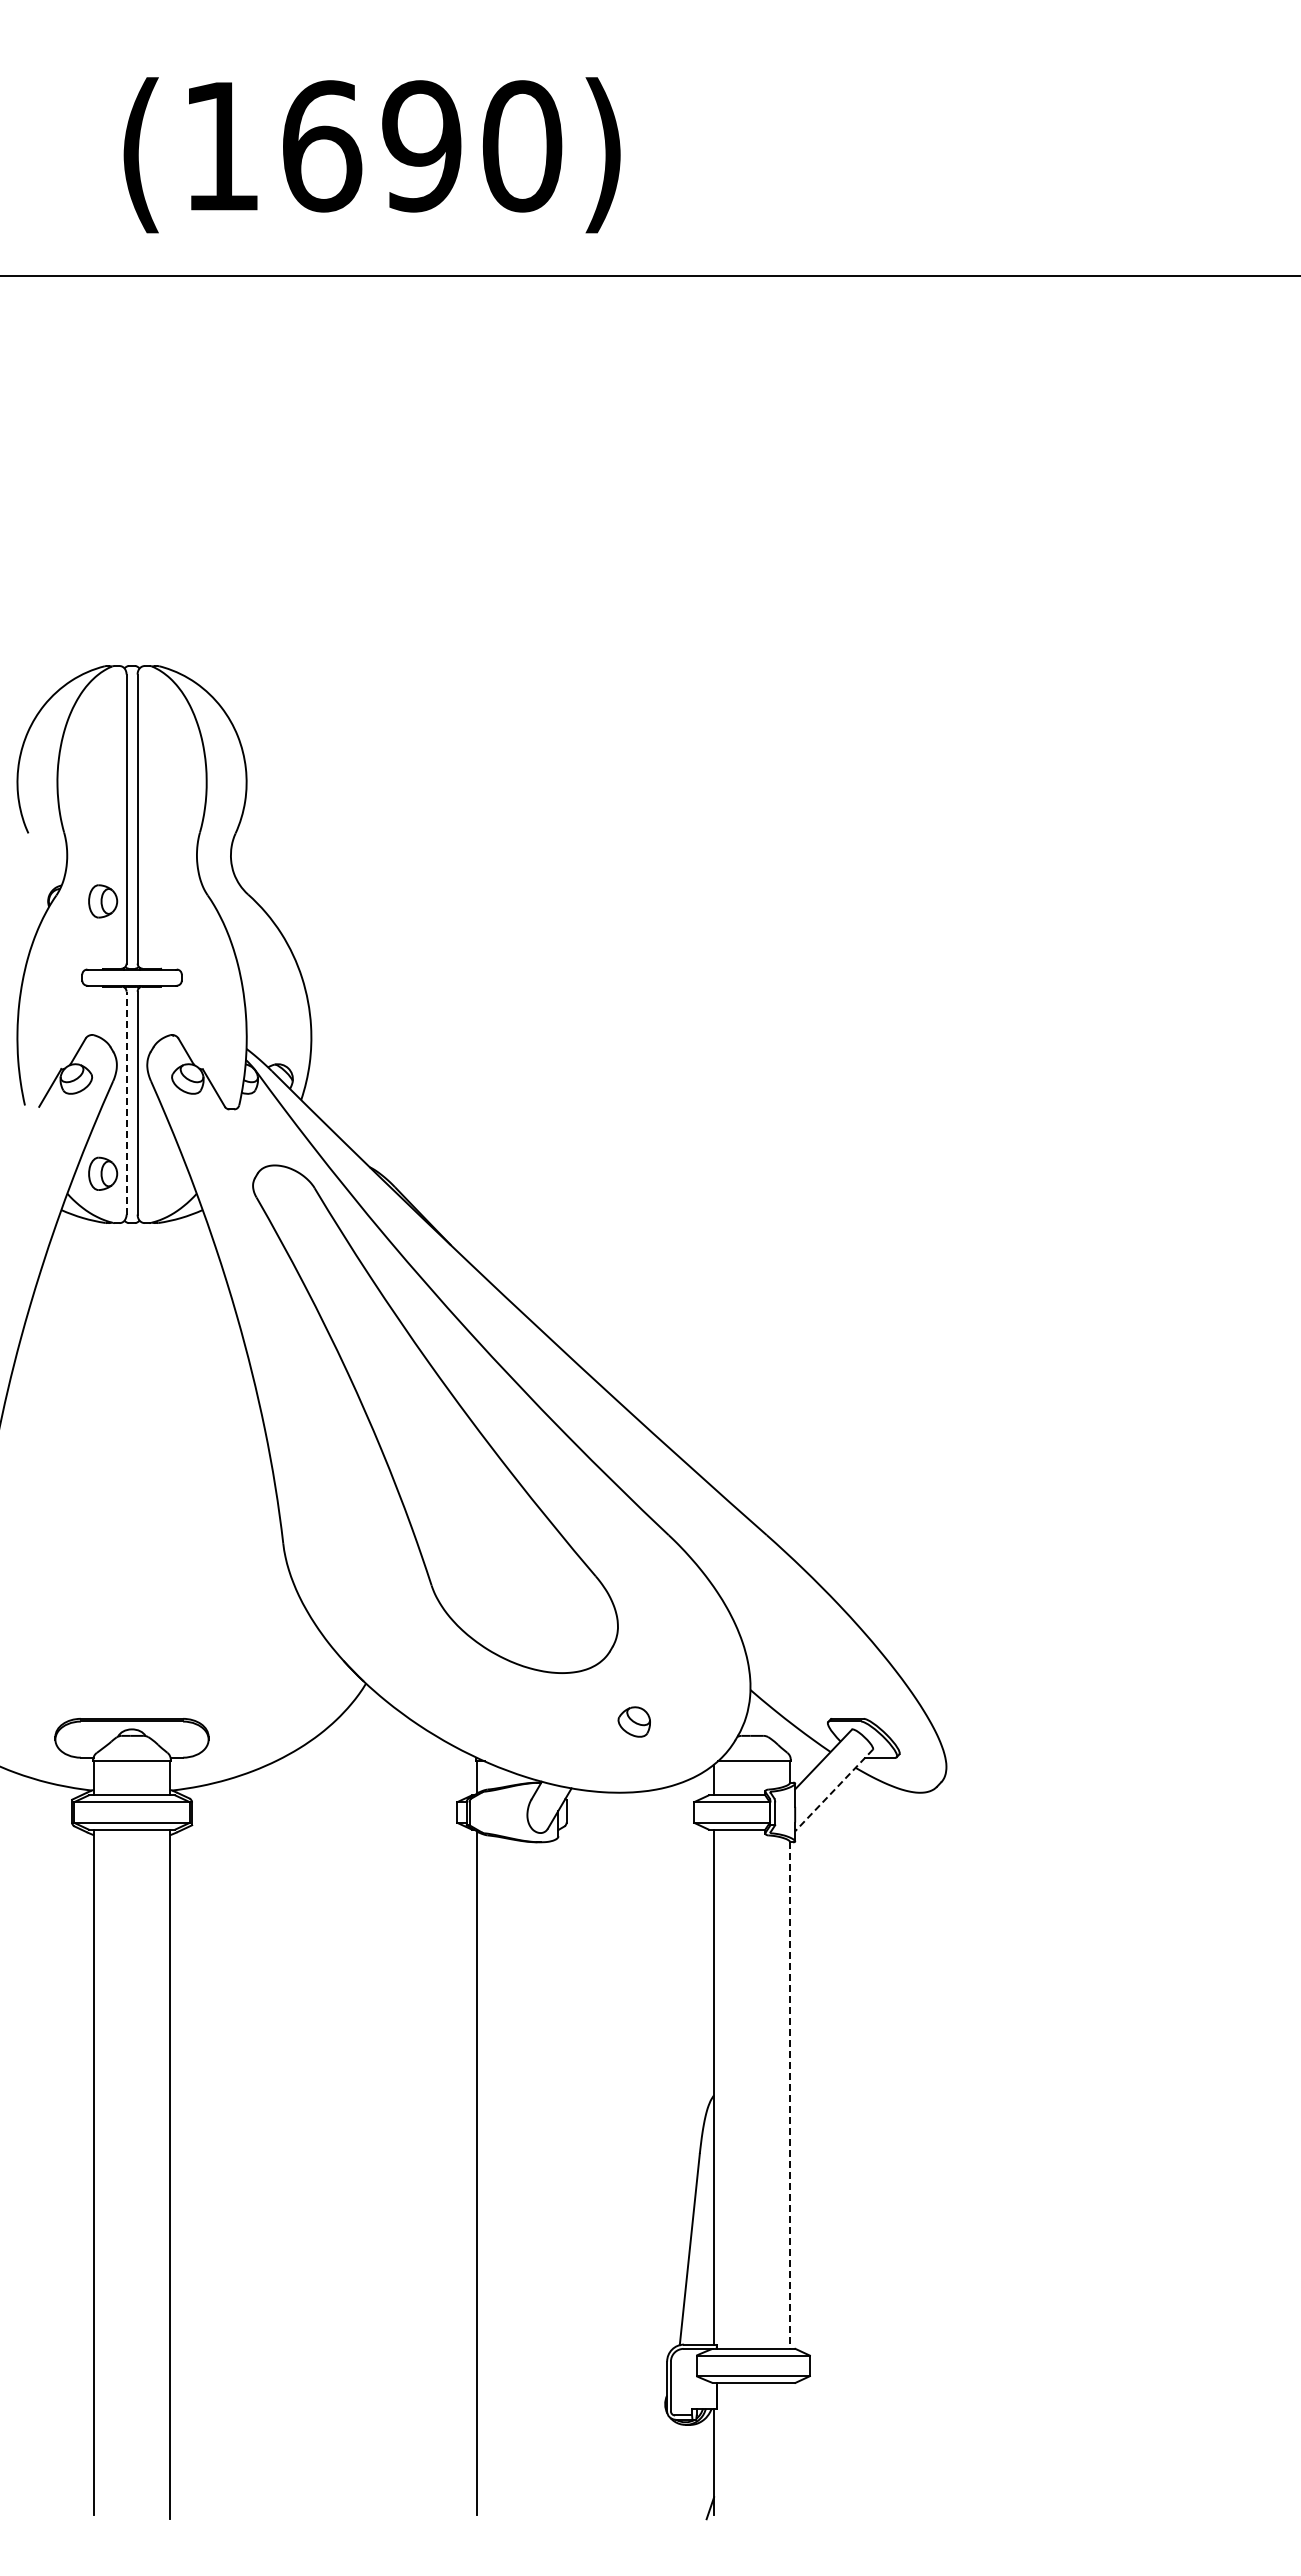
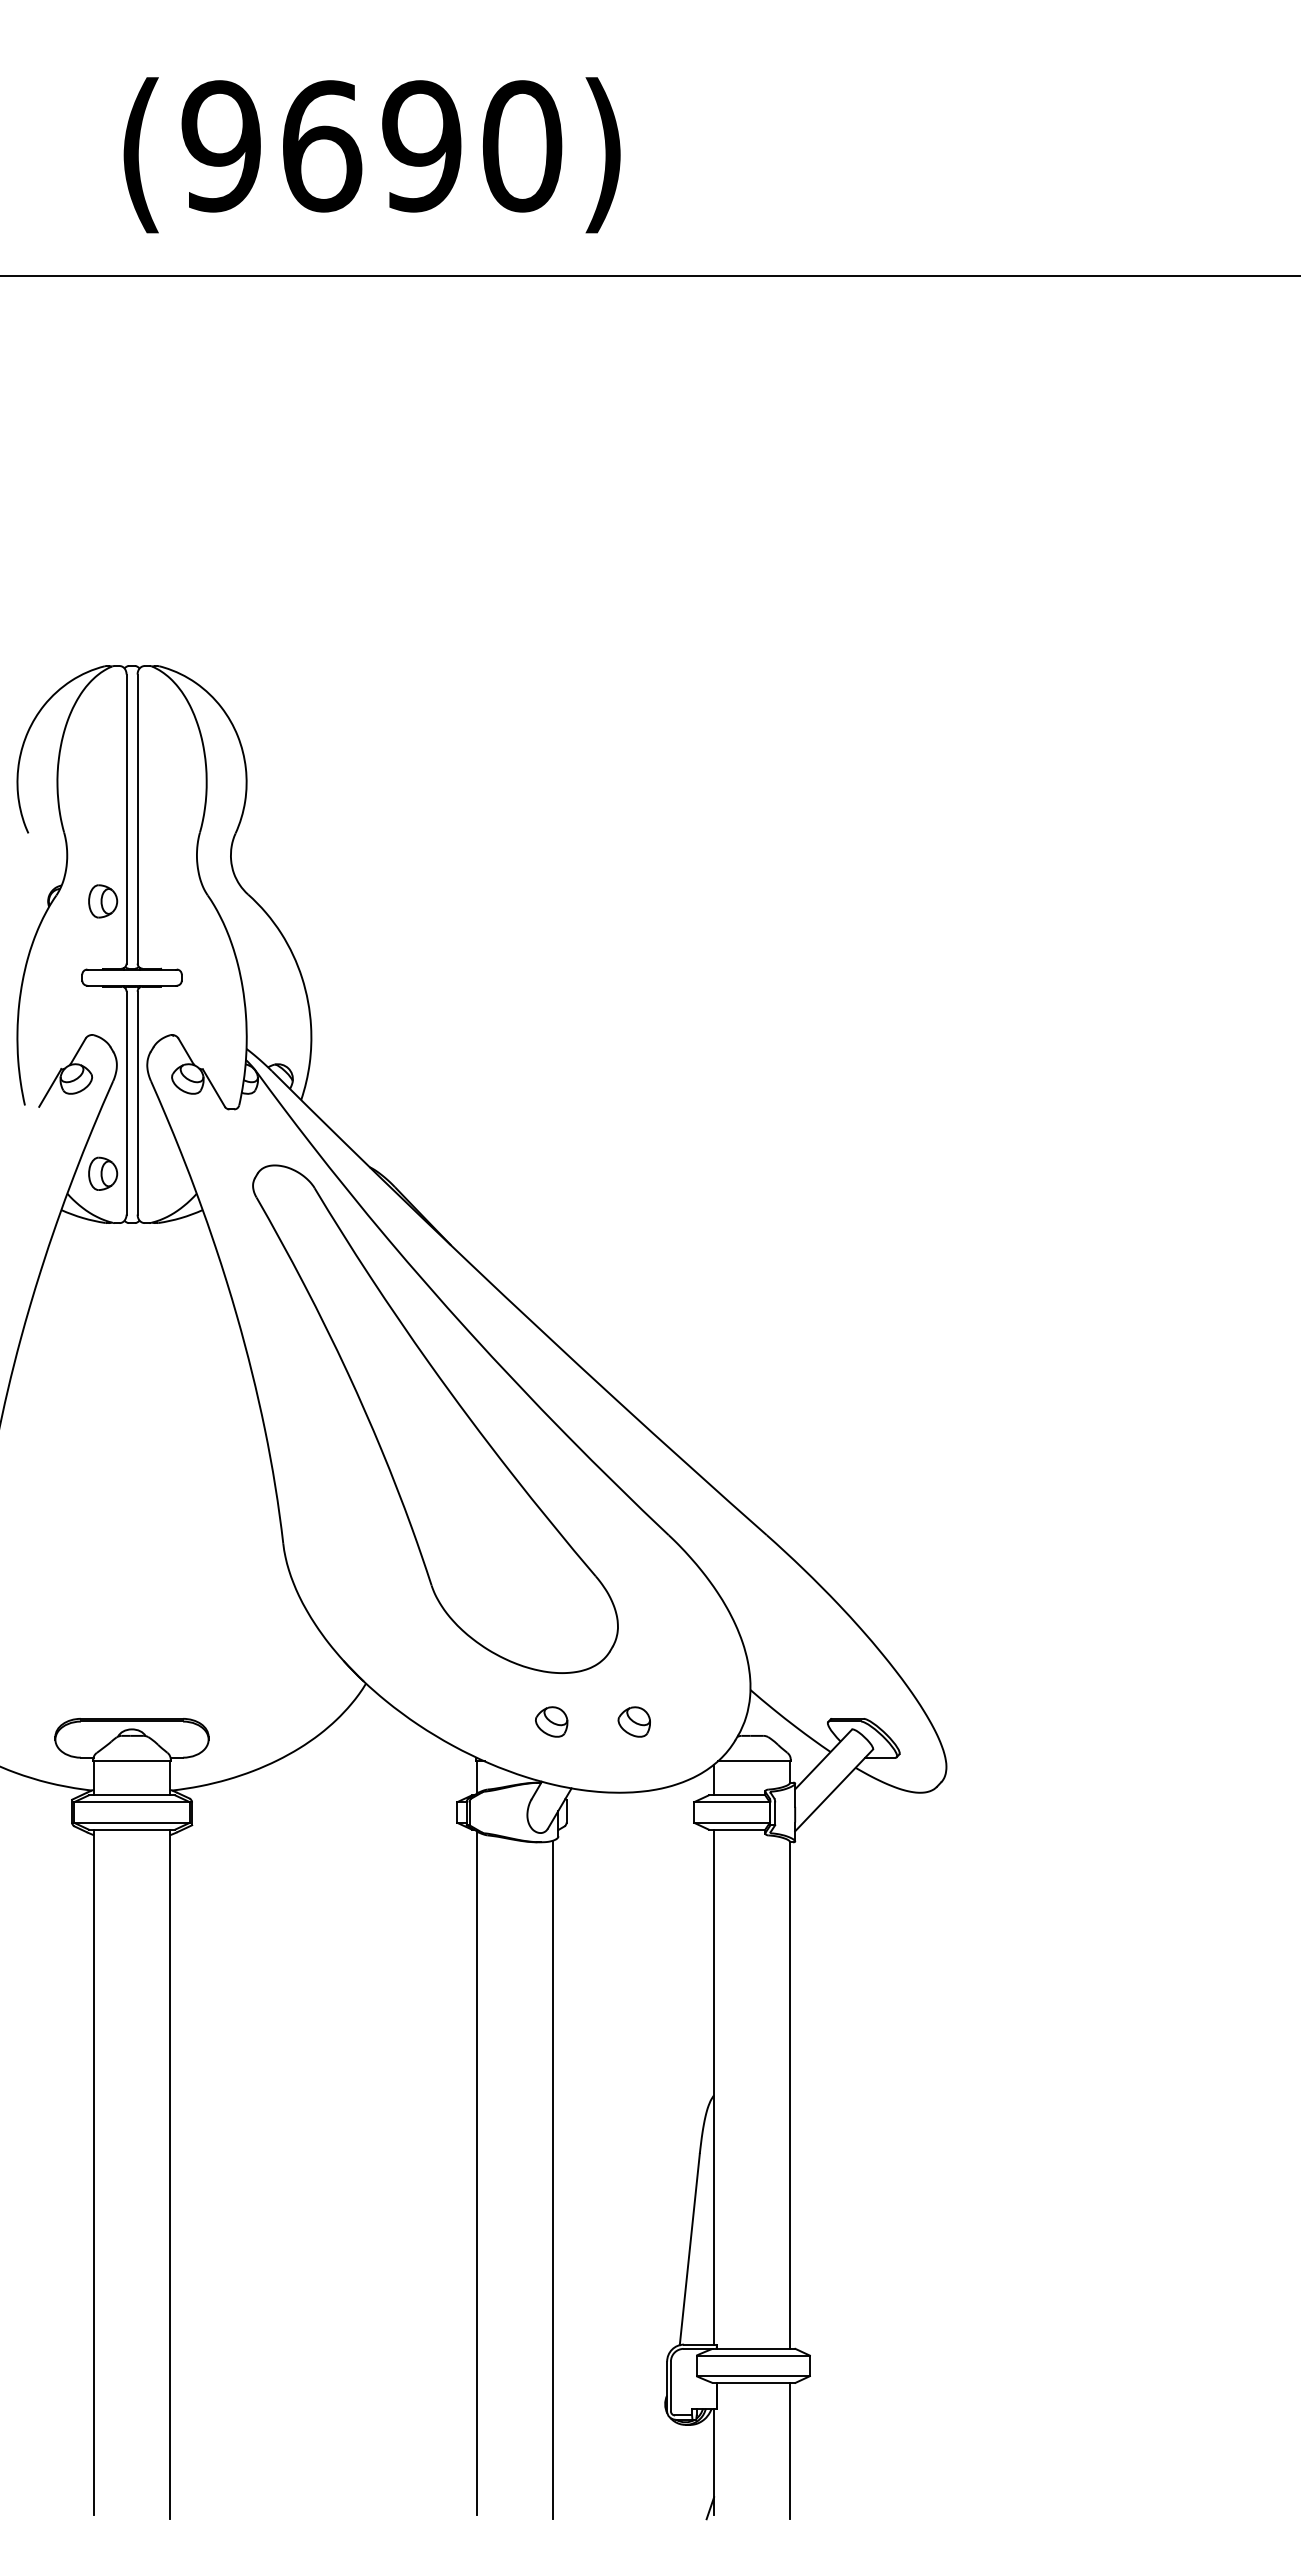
text: (1690) -> (9690) (220, 146)
line: dashed -> solid (126, 1102)
part: none -> present (551, 1721)
line: dashed -> solid (833, 1790)
line: dashed -> solid (789, 2095)
line: none -> present (553, 2179)
line: none -> present (789, 2450)
